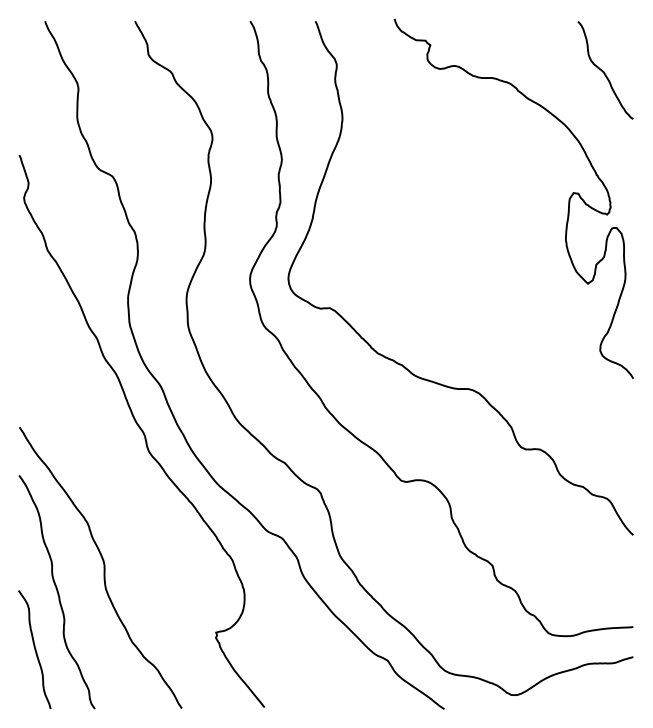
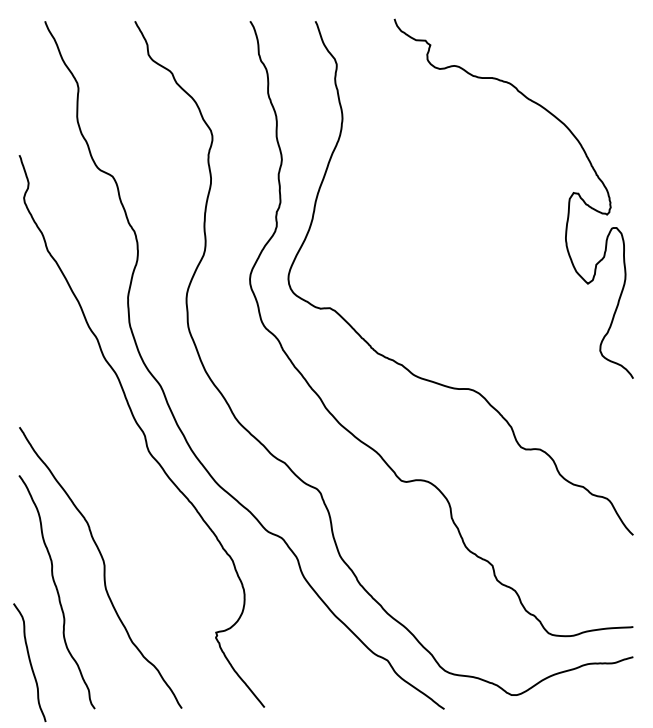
curve: present -> none (604, 71)
curve position: (34, 649) -> (29, 662) (29, 662)
